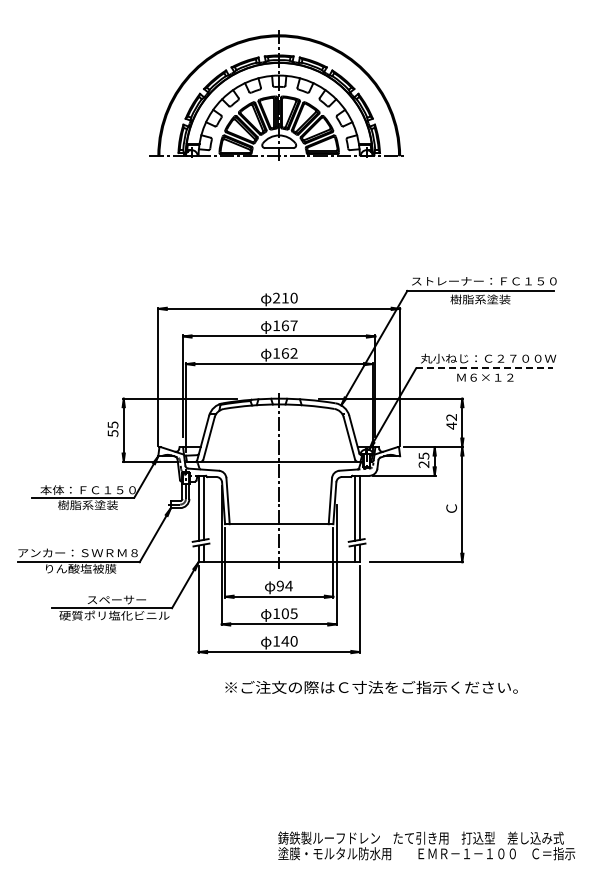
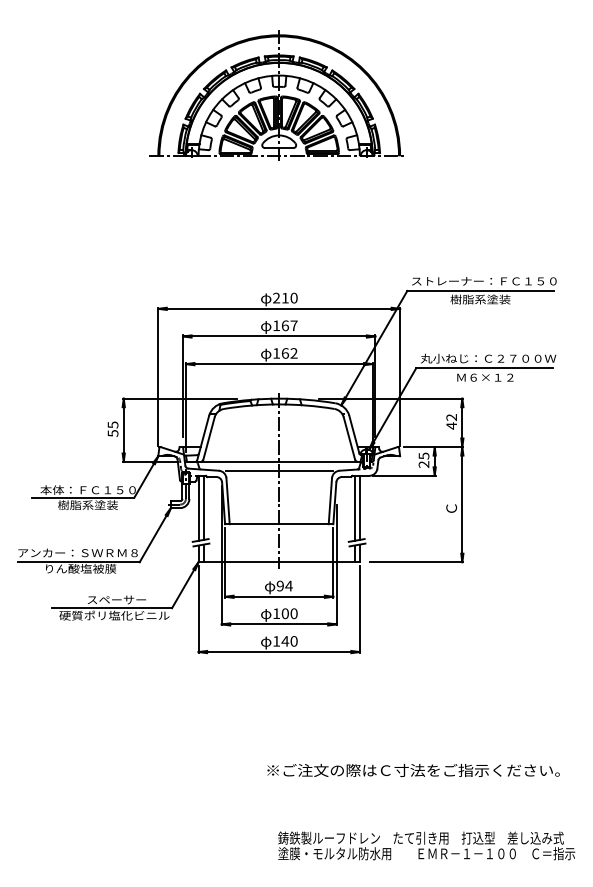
line: dashed -> solid (484, 368)
line: none -> present (278, 470)
text: 105 -> 100 (293, 613)
text position: (371, 686) -> (413, 769) (413, 769)
